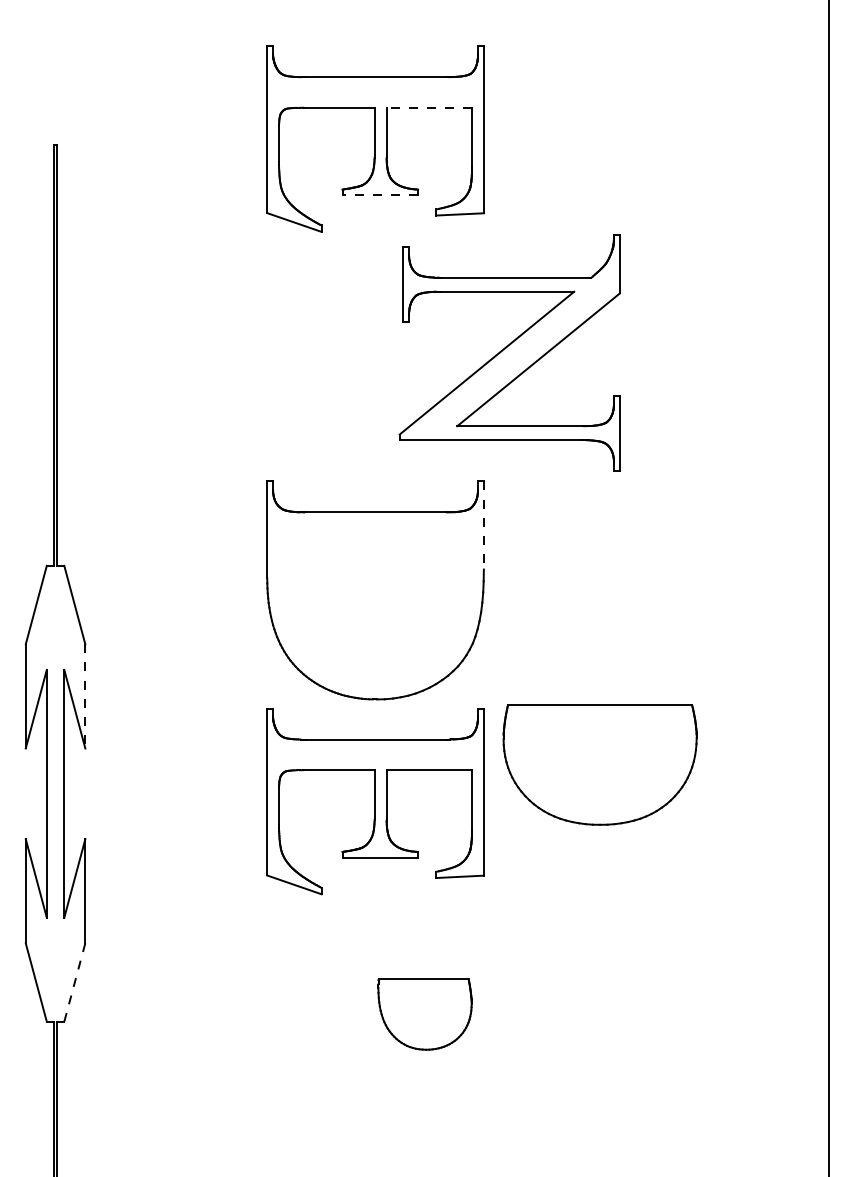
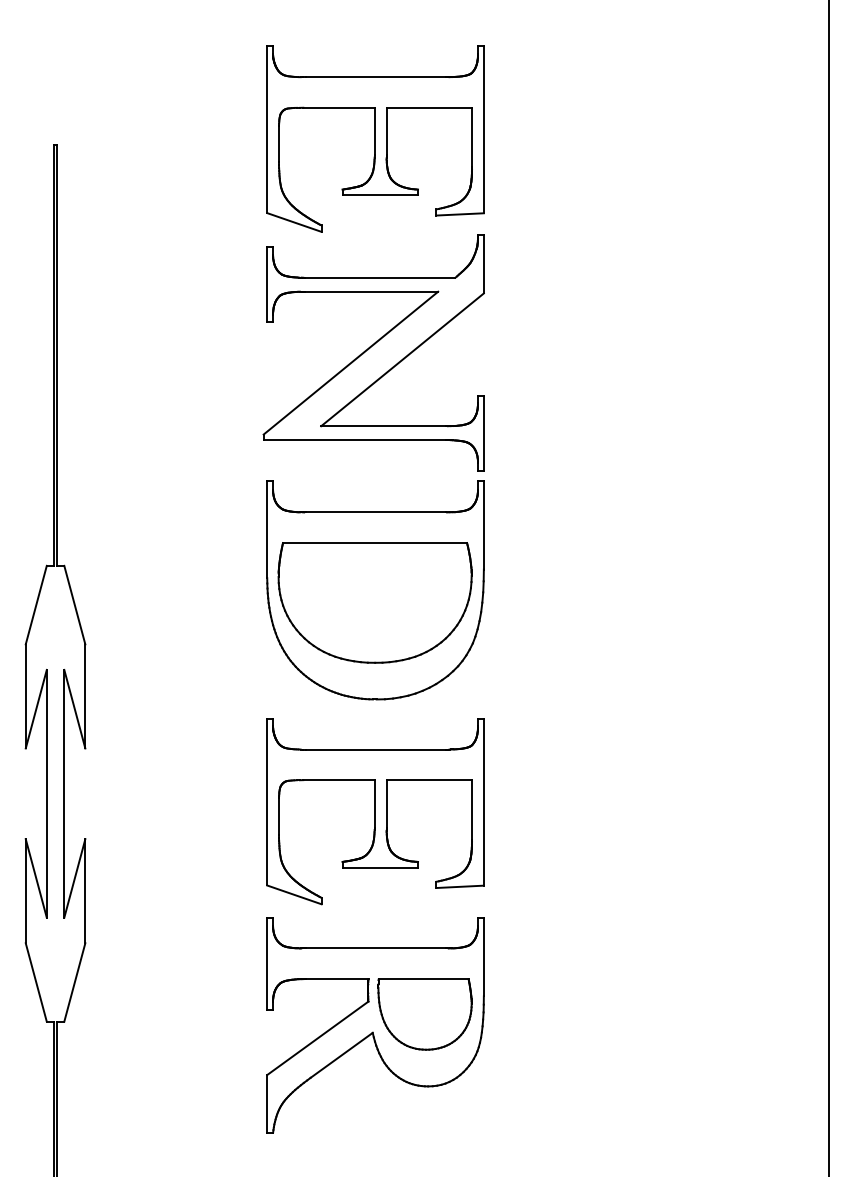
line: dashed -> solid (429, 107)
line: dashed -> solid (380, 195)
part position: (509, 352) -> (373, 352) (373, 352)
line: dashed -> solid (483, 526)
line: dashed -> solid (85, 696)
part position: (599, 764) -> (374, 602) (374, 602)
part position: (375, 801) -> (375, 811) (375, 811)
line: dashed -> solid (74, 982)
part: none -> present (375, 1025)
